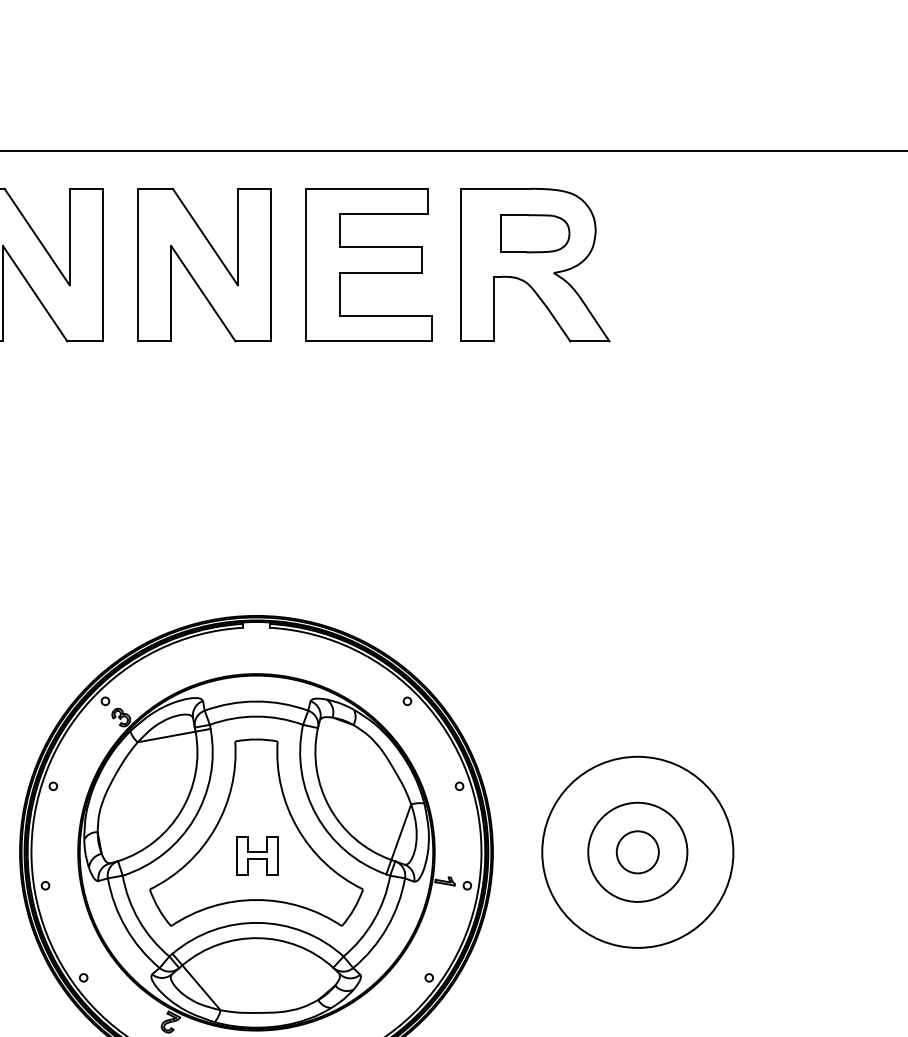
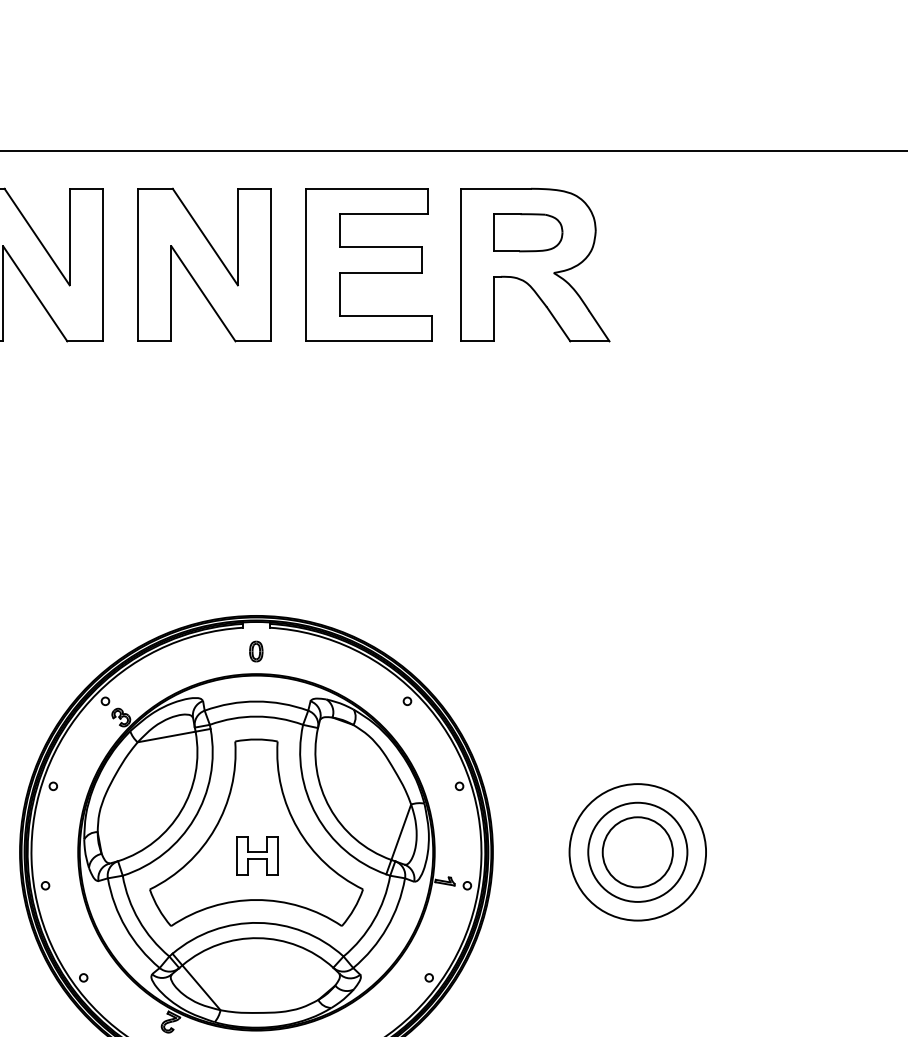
part position: (535, 233) -> (528, 232) (528, 232)
part: none -> present (256, 651)
circle diameter: 191 px -> 137 px (637, 852)
circle diameter: 42 px -> 70 px (637, 852)
